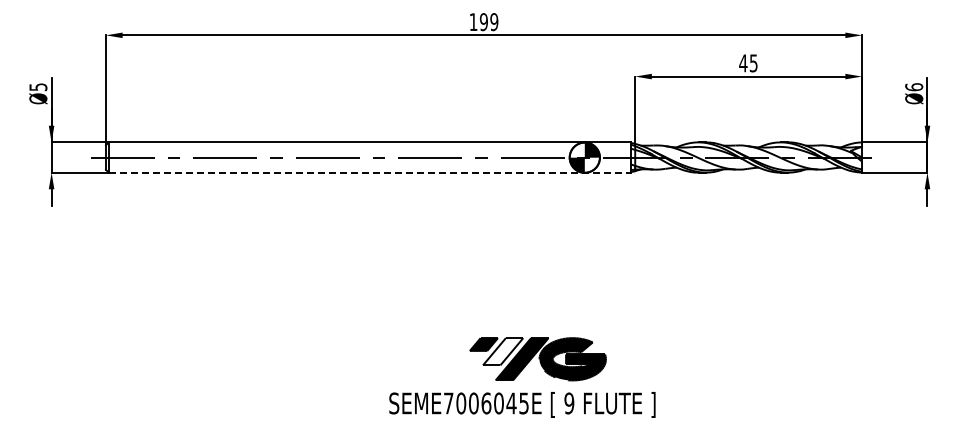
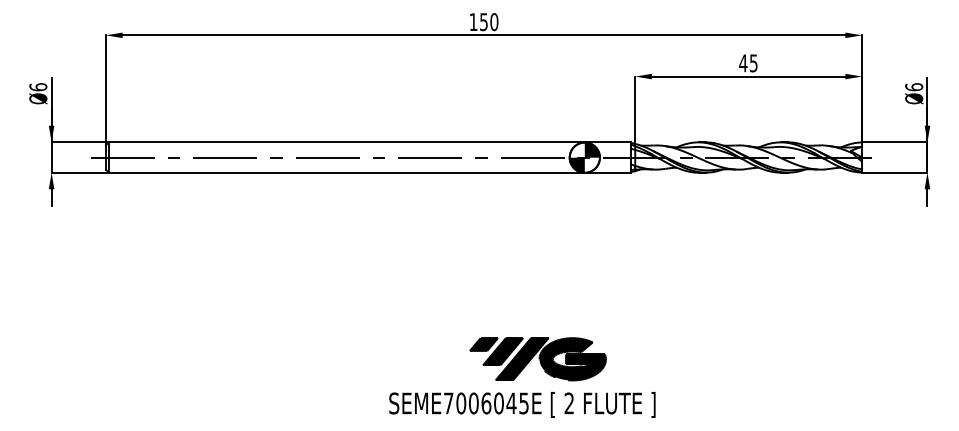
text: 199 -> 150 (488, 22)
text: Ø5 -> Ø6 (38, 87)
line: dashed -> solid (369, 172)
fill: none -> present (503, 351)
text: 9 -> 2 (569, 403)
